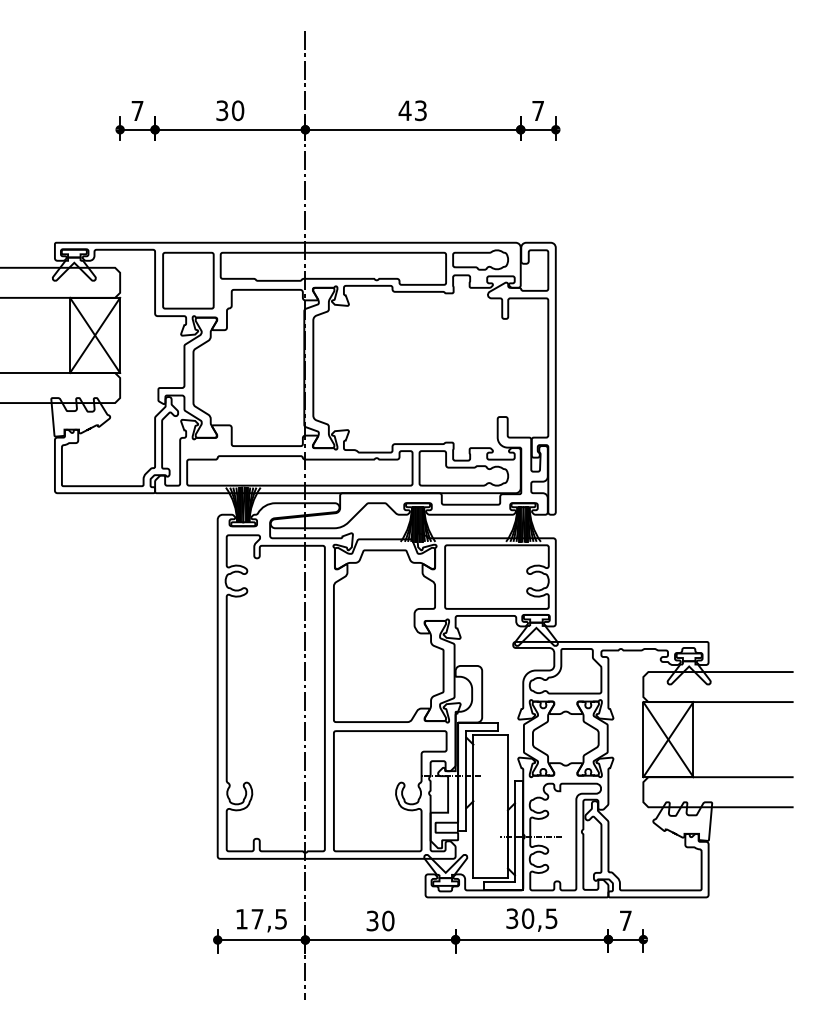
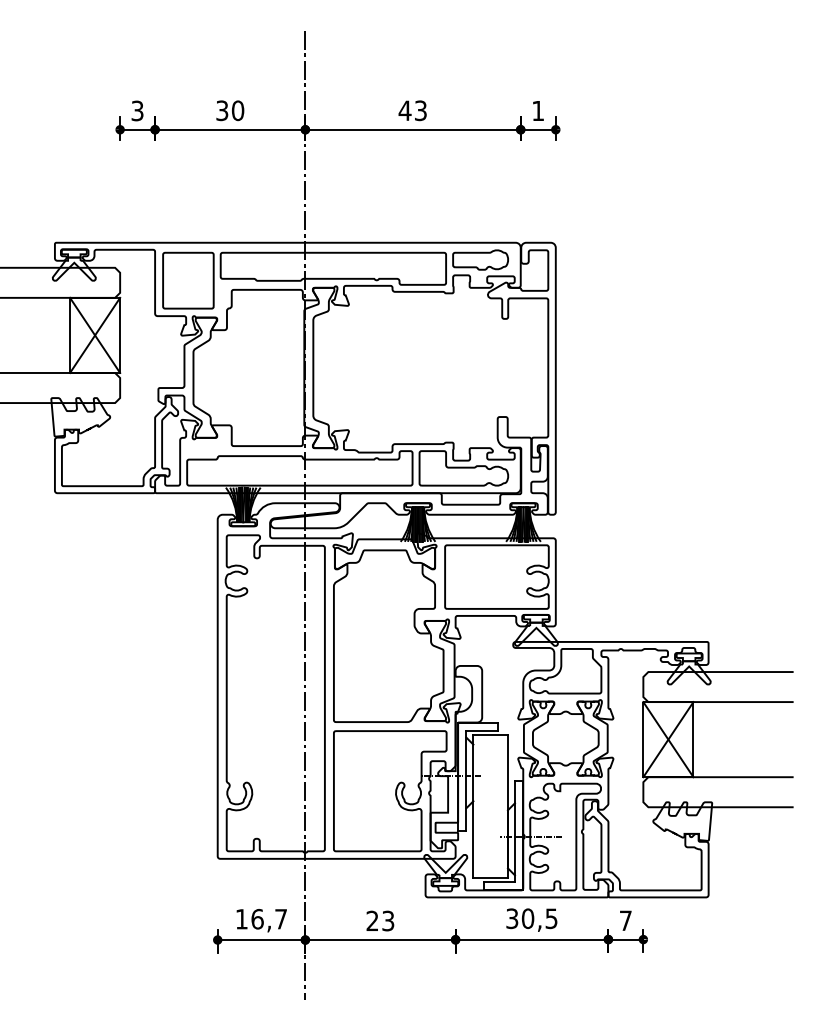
text: 7 -> 3 (137, 110)
text: 7 -> 1 (537, 110)
text: 17,5 -> 16,7 (268, 919)
text: 30 -> 23 (380, 920)
